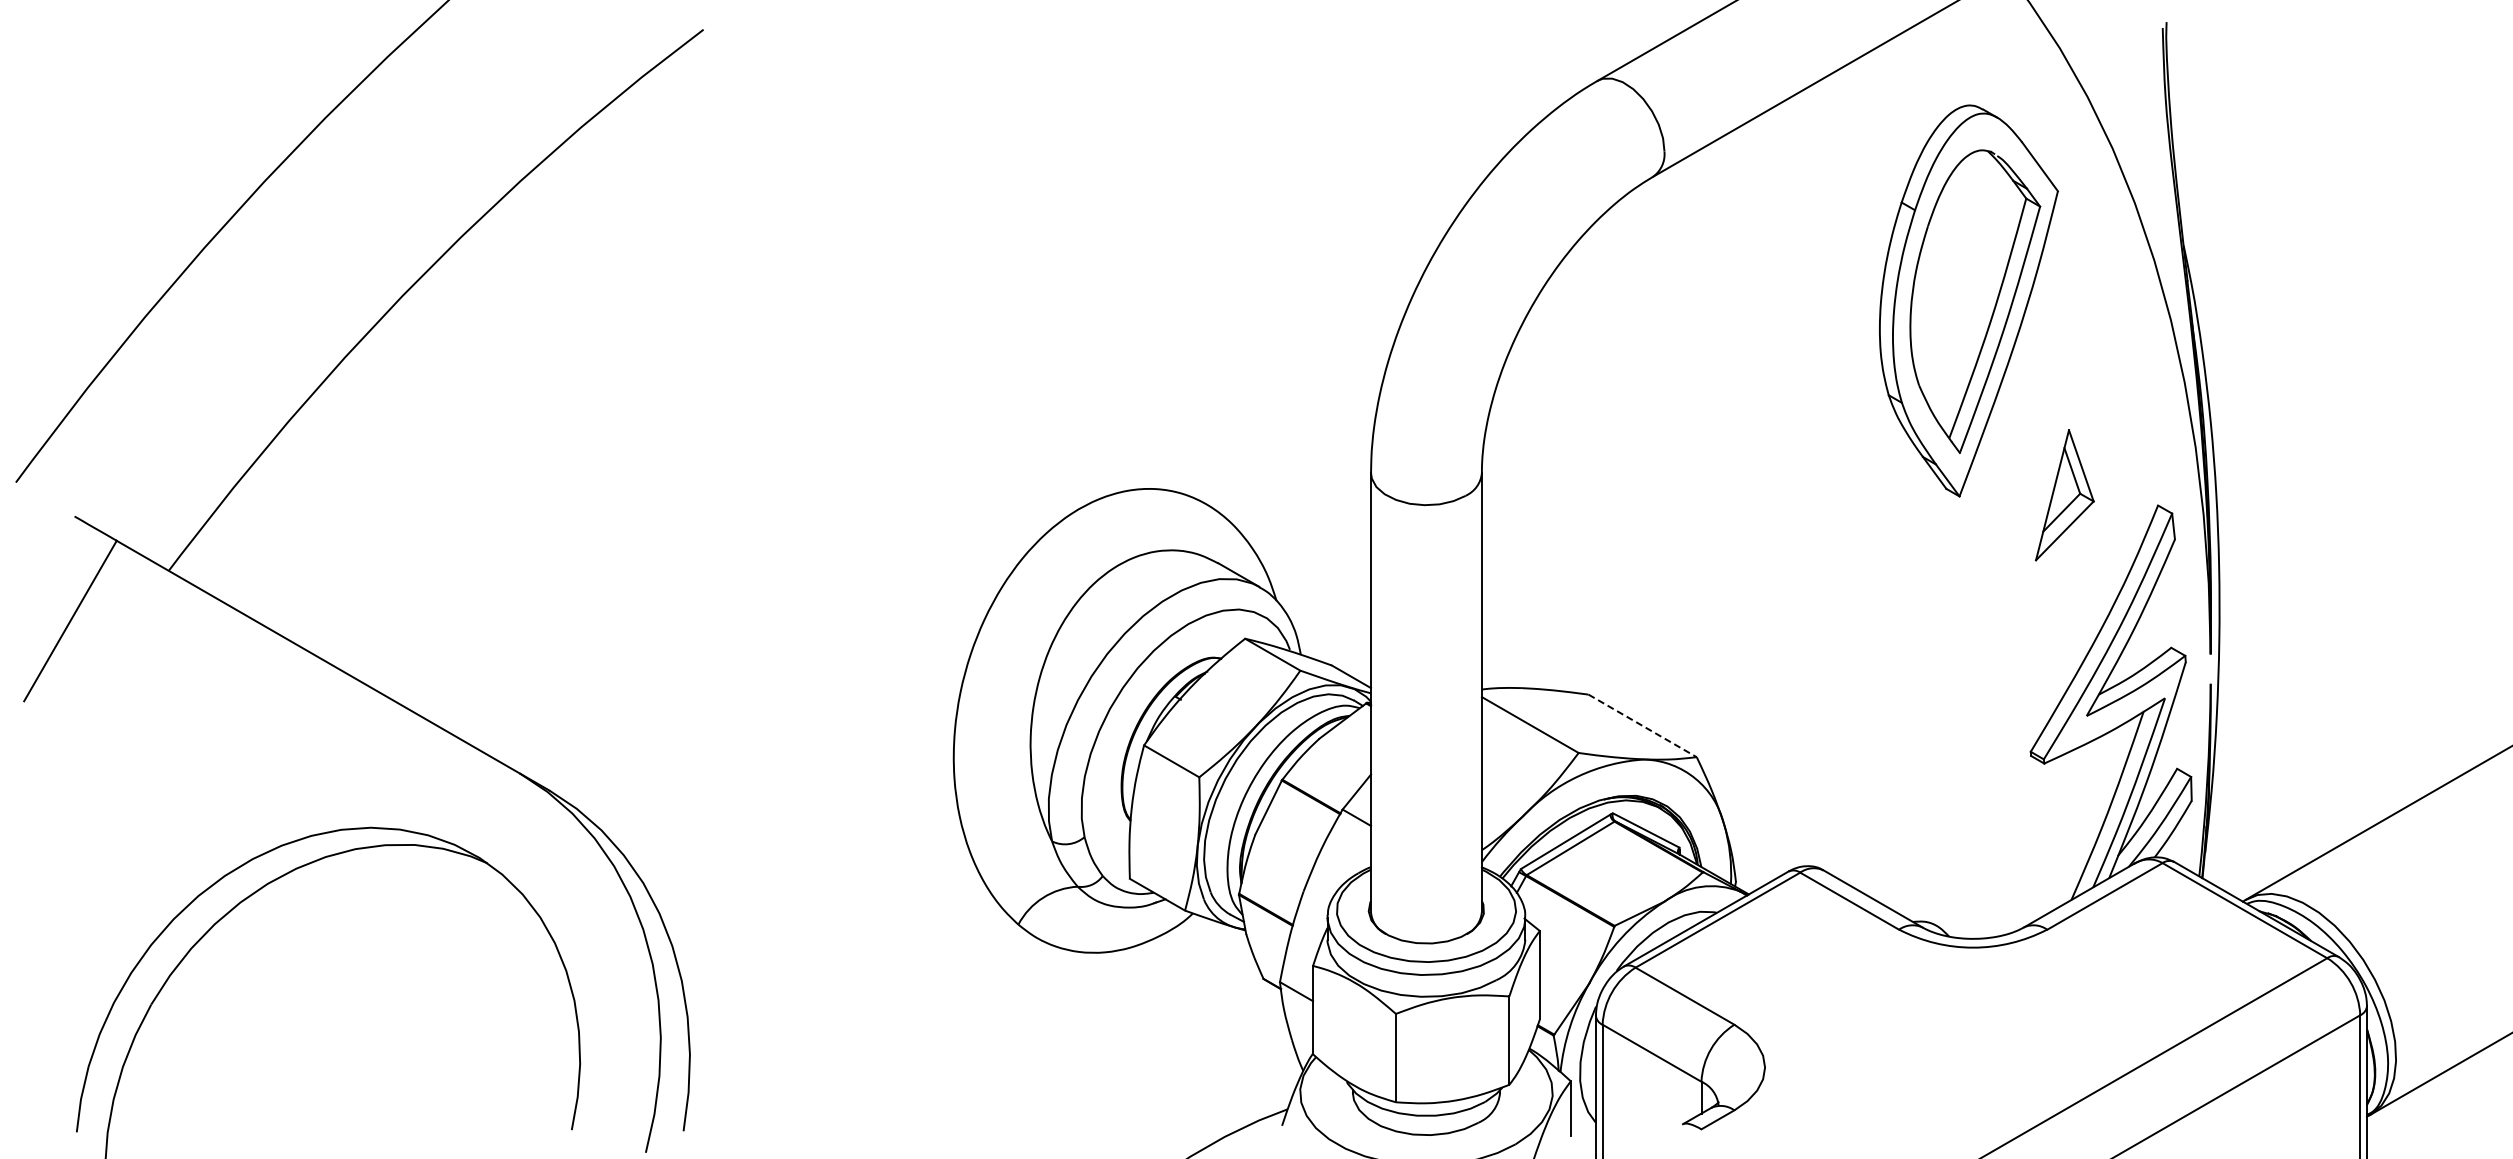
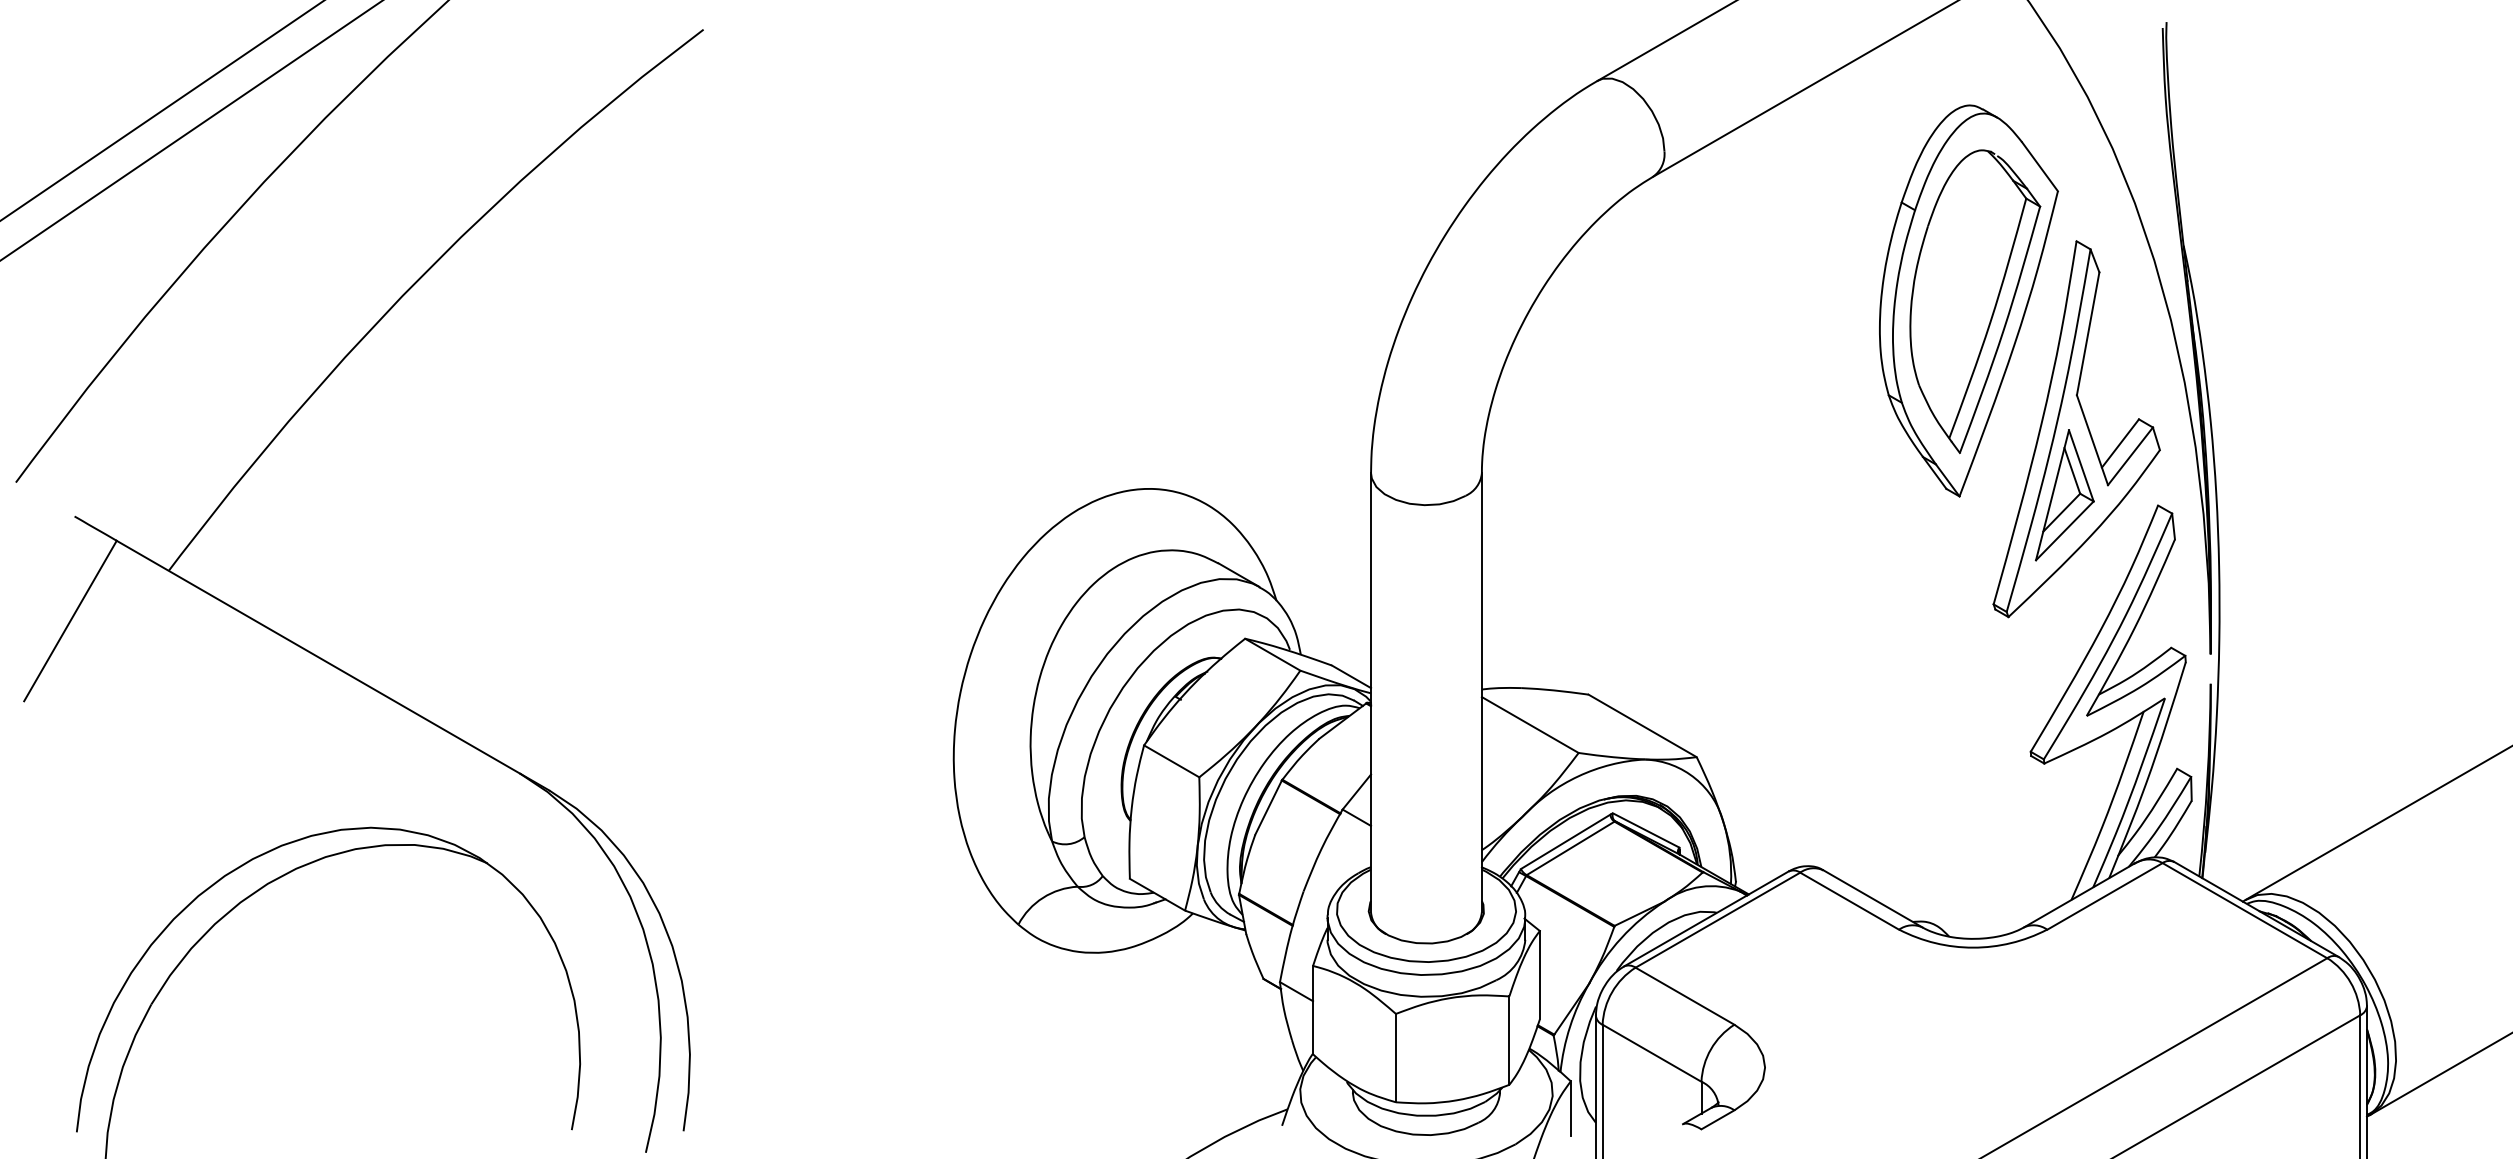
line: none -> present (161, 110)
line: none -> present (190, 130)
part: none -> present (2076, 429)
line: dashed -> solid (1643, 726)
